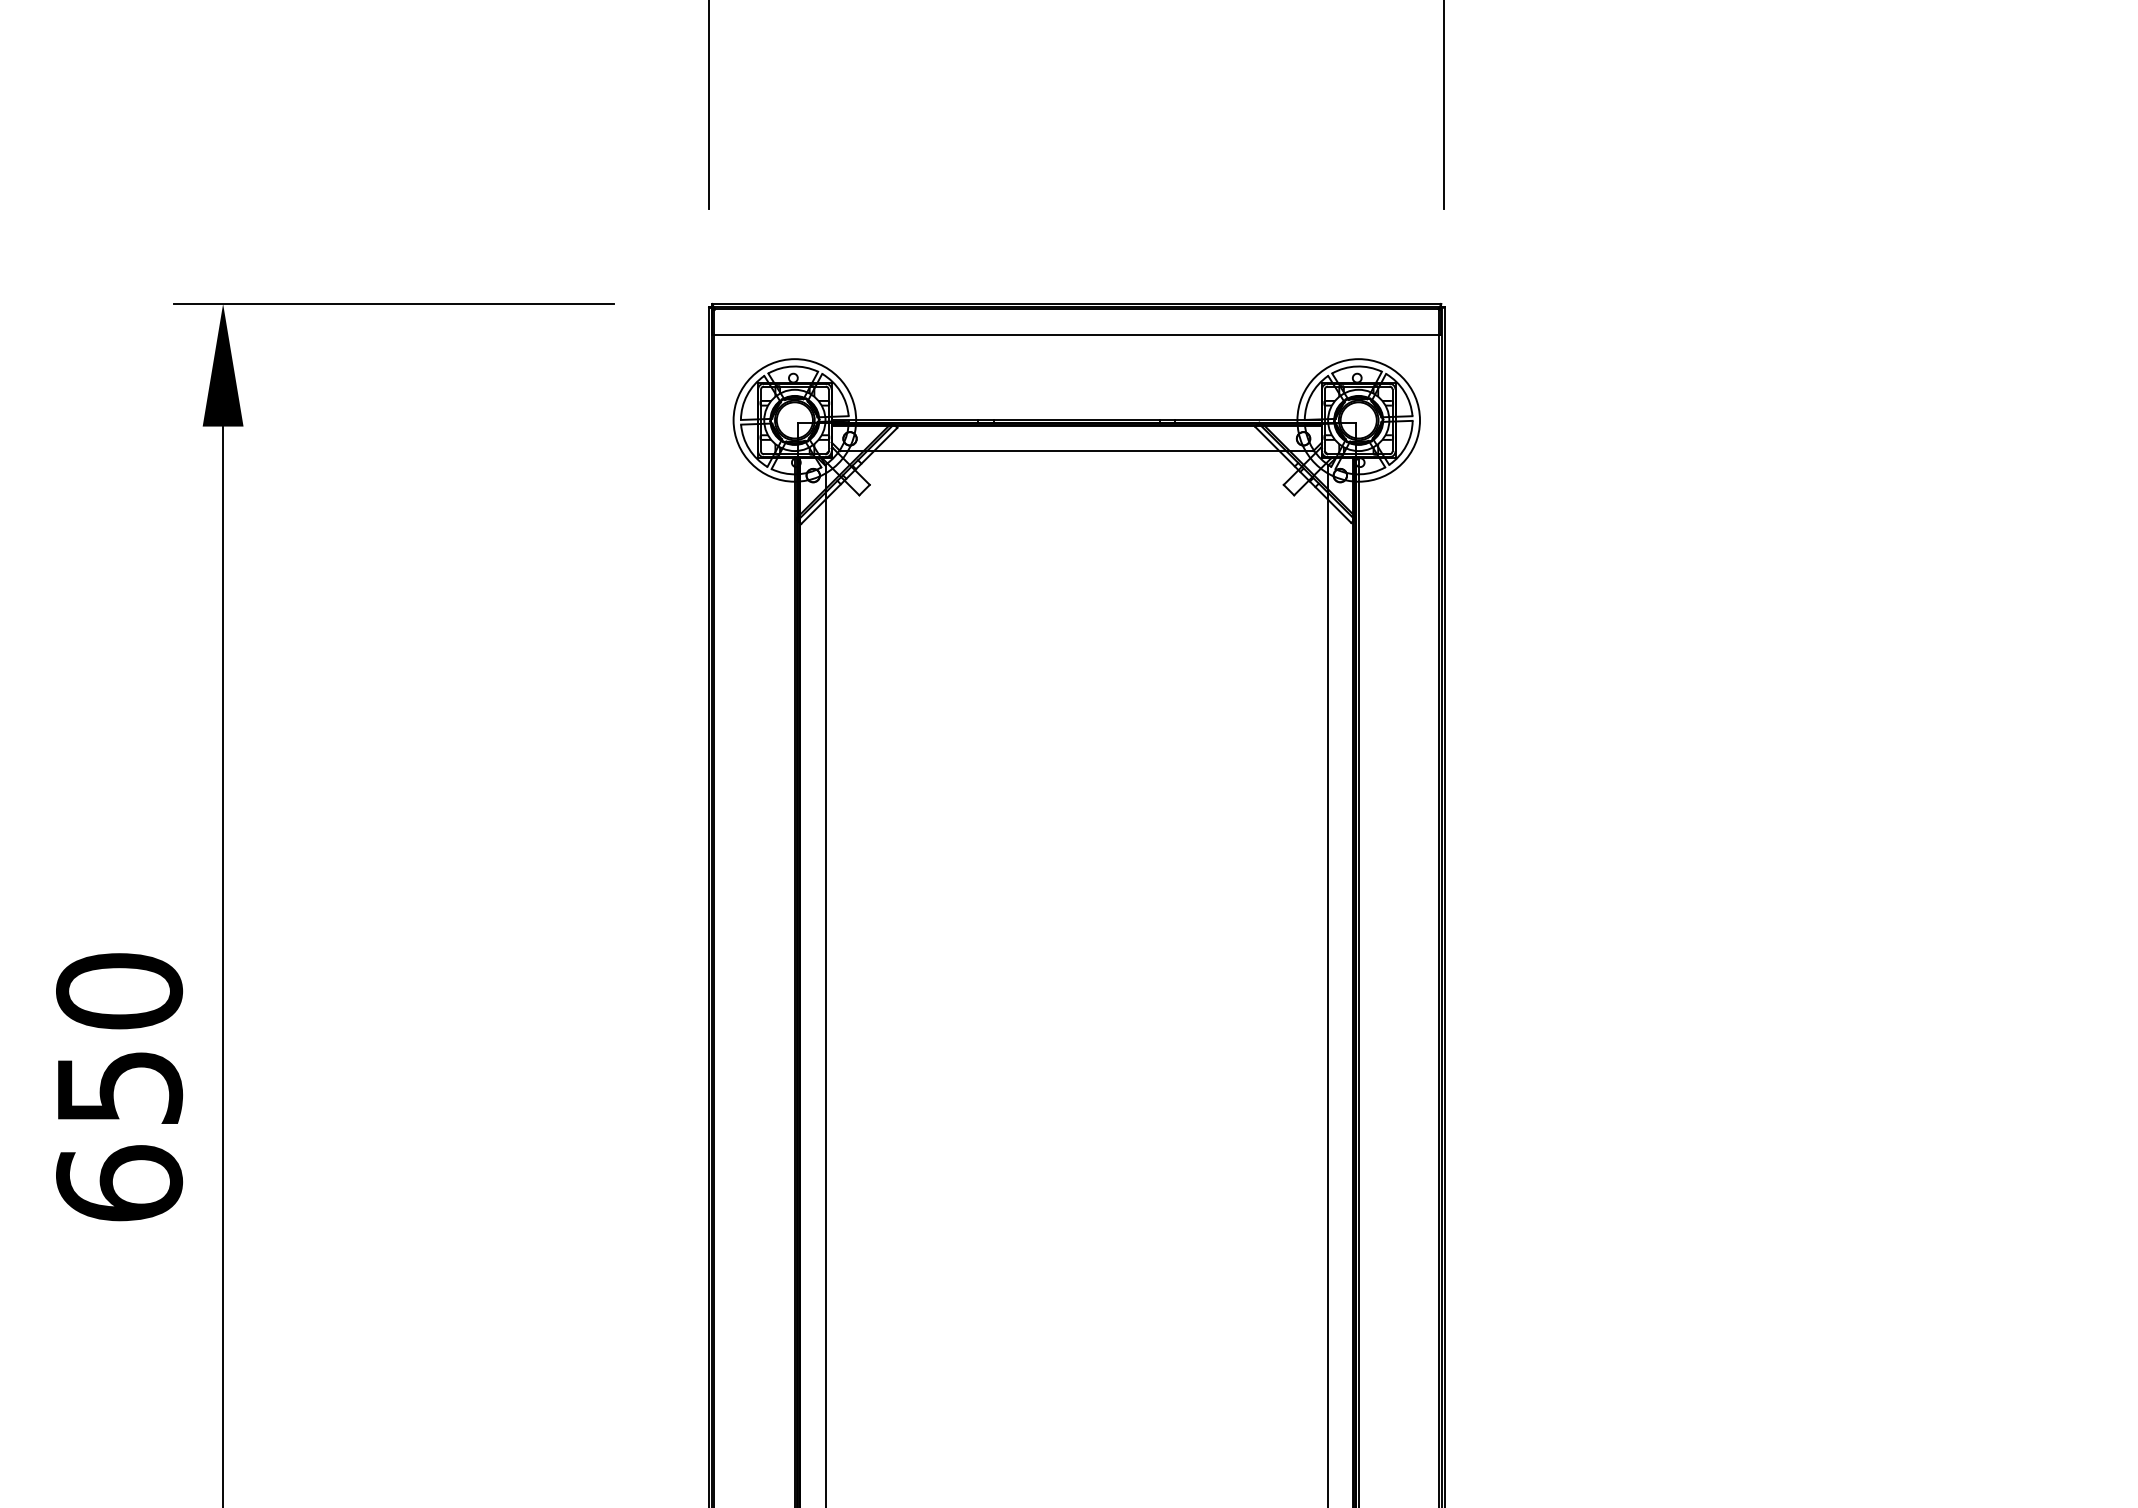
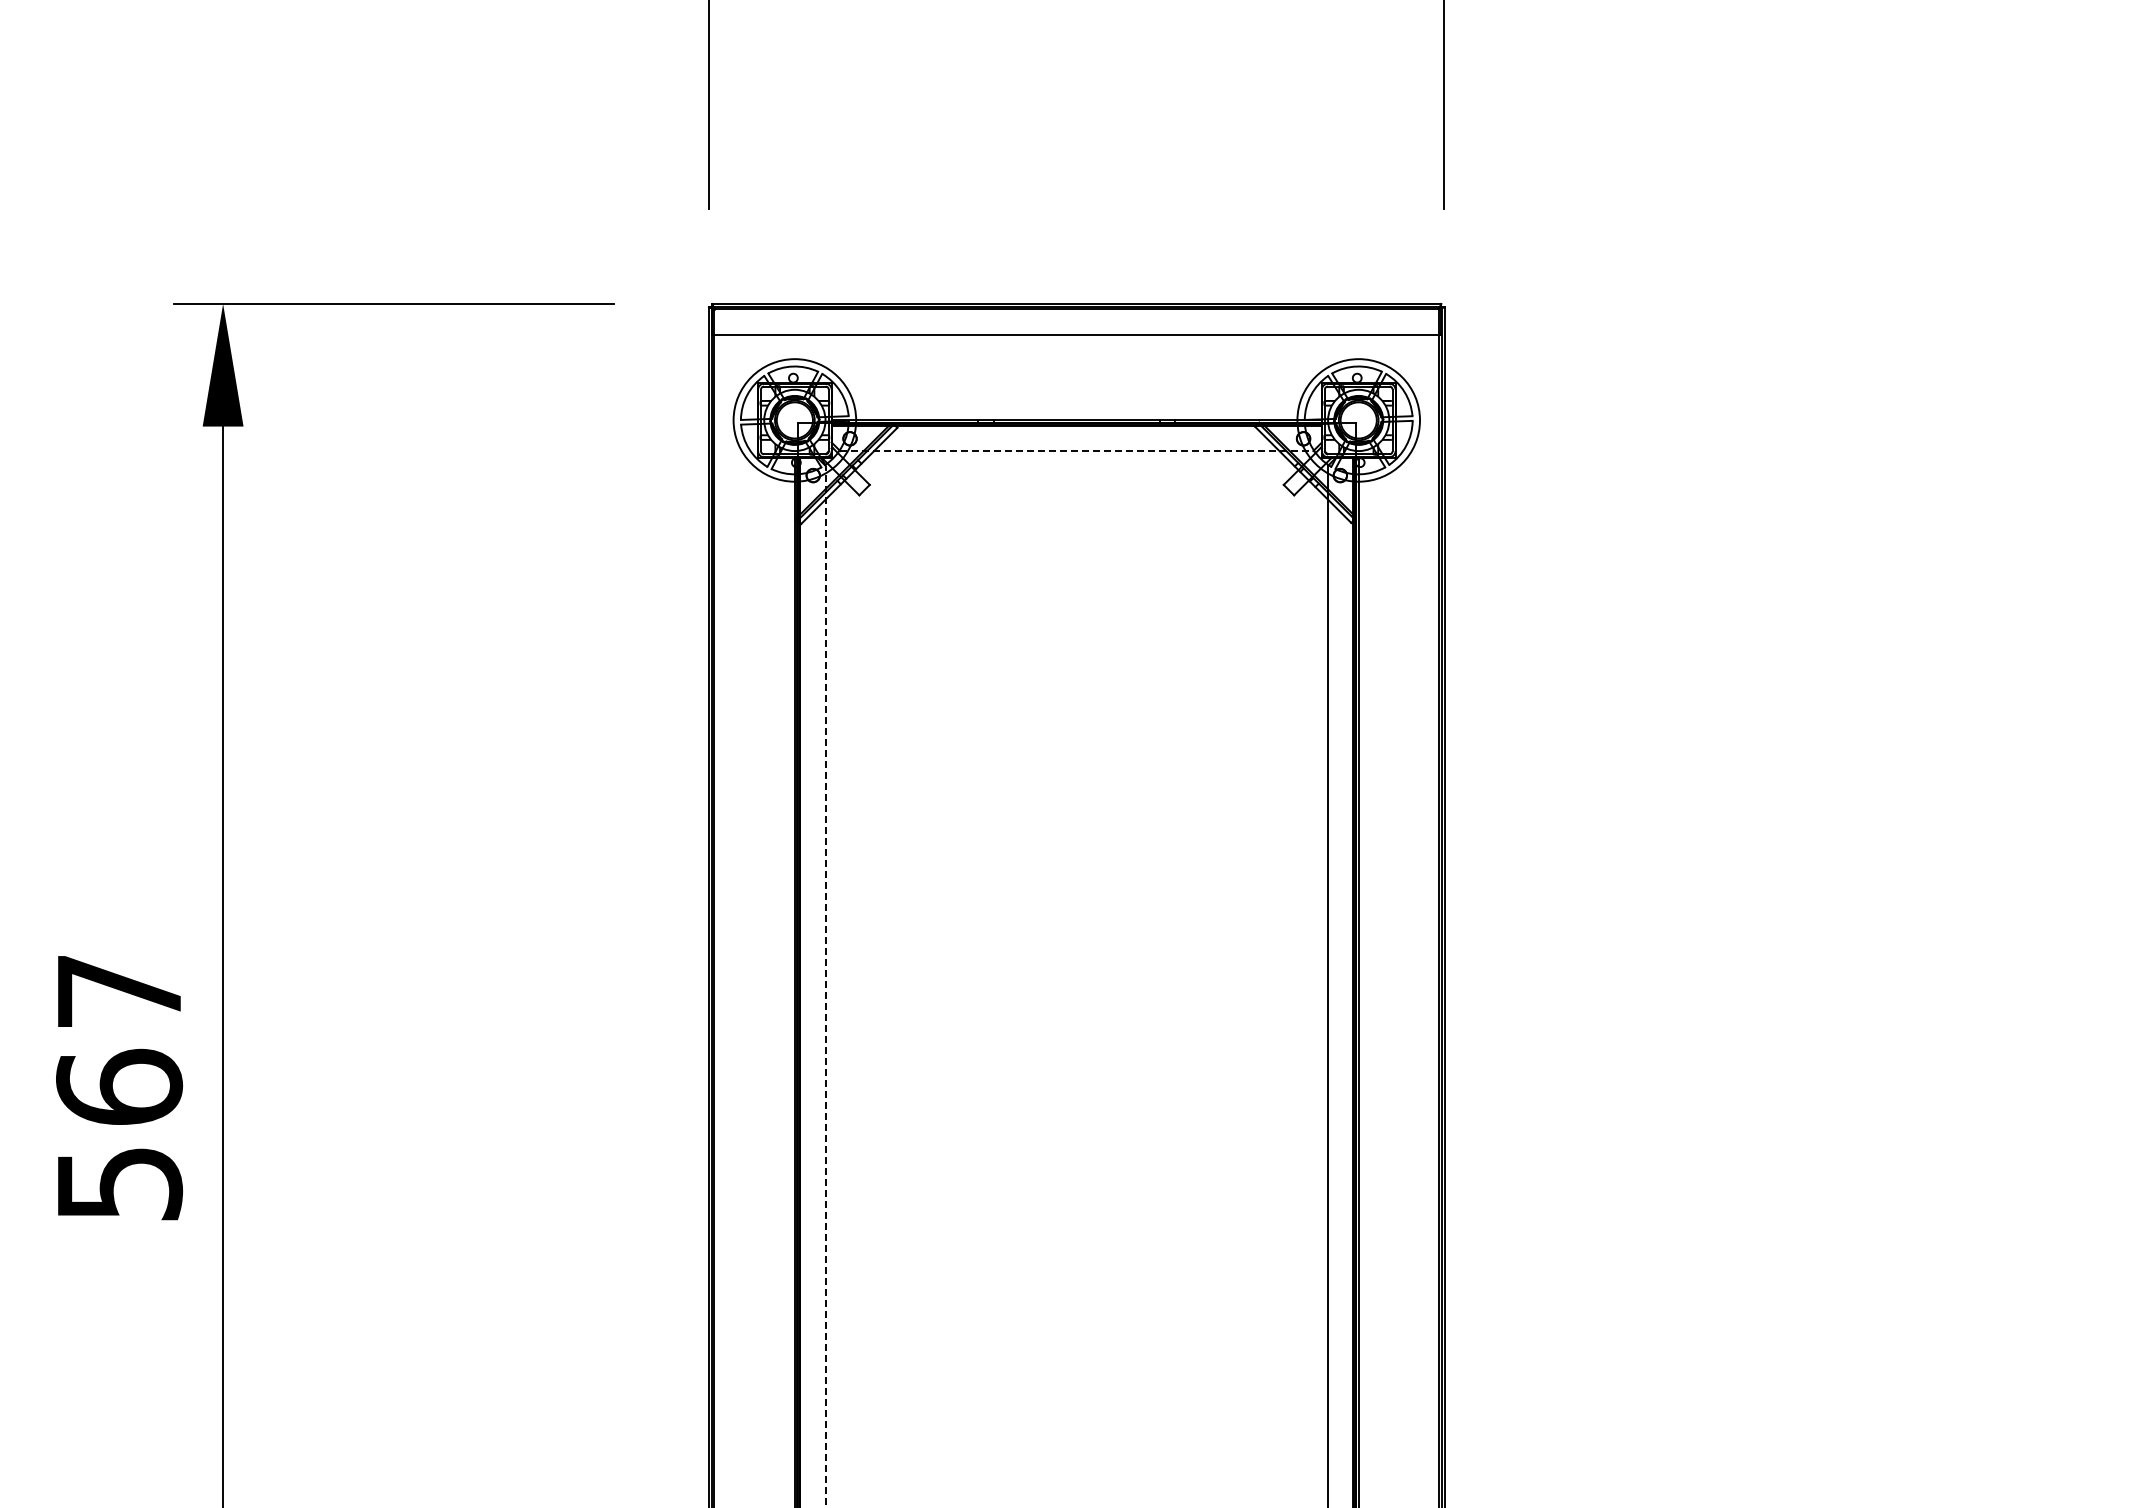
line: solid -> dashed (1076, 451)
line: solid -> dashed (825, 986)
text: 650 -> 567 (119, 1087)
